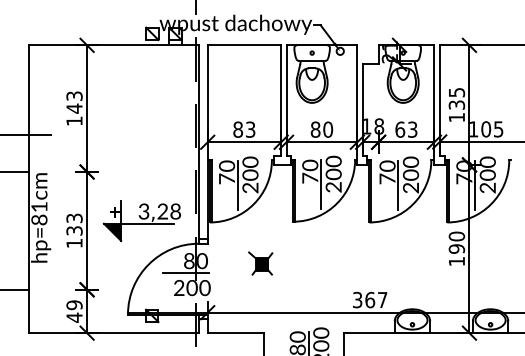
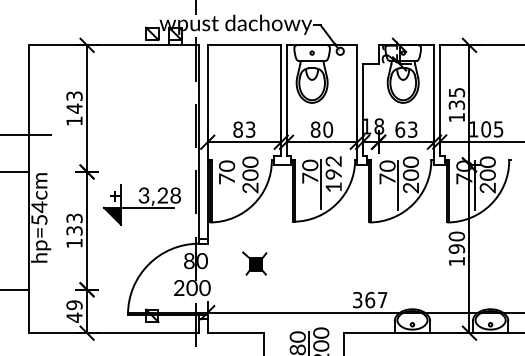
text: 200 -> 192 (333, 173)
line: present -> none (237, 185)
text: hp=81cm -> hp=54cm (39, 213)
part position: (141, 220) -> (141, 204) (141, 204)
part position: (260, 263) -> (254, 263) (254, 263)
line: present -> none (185, 273)
